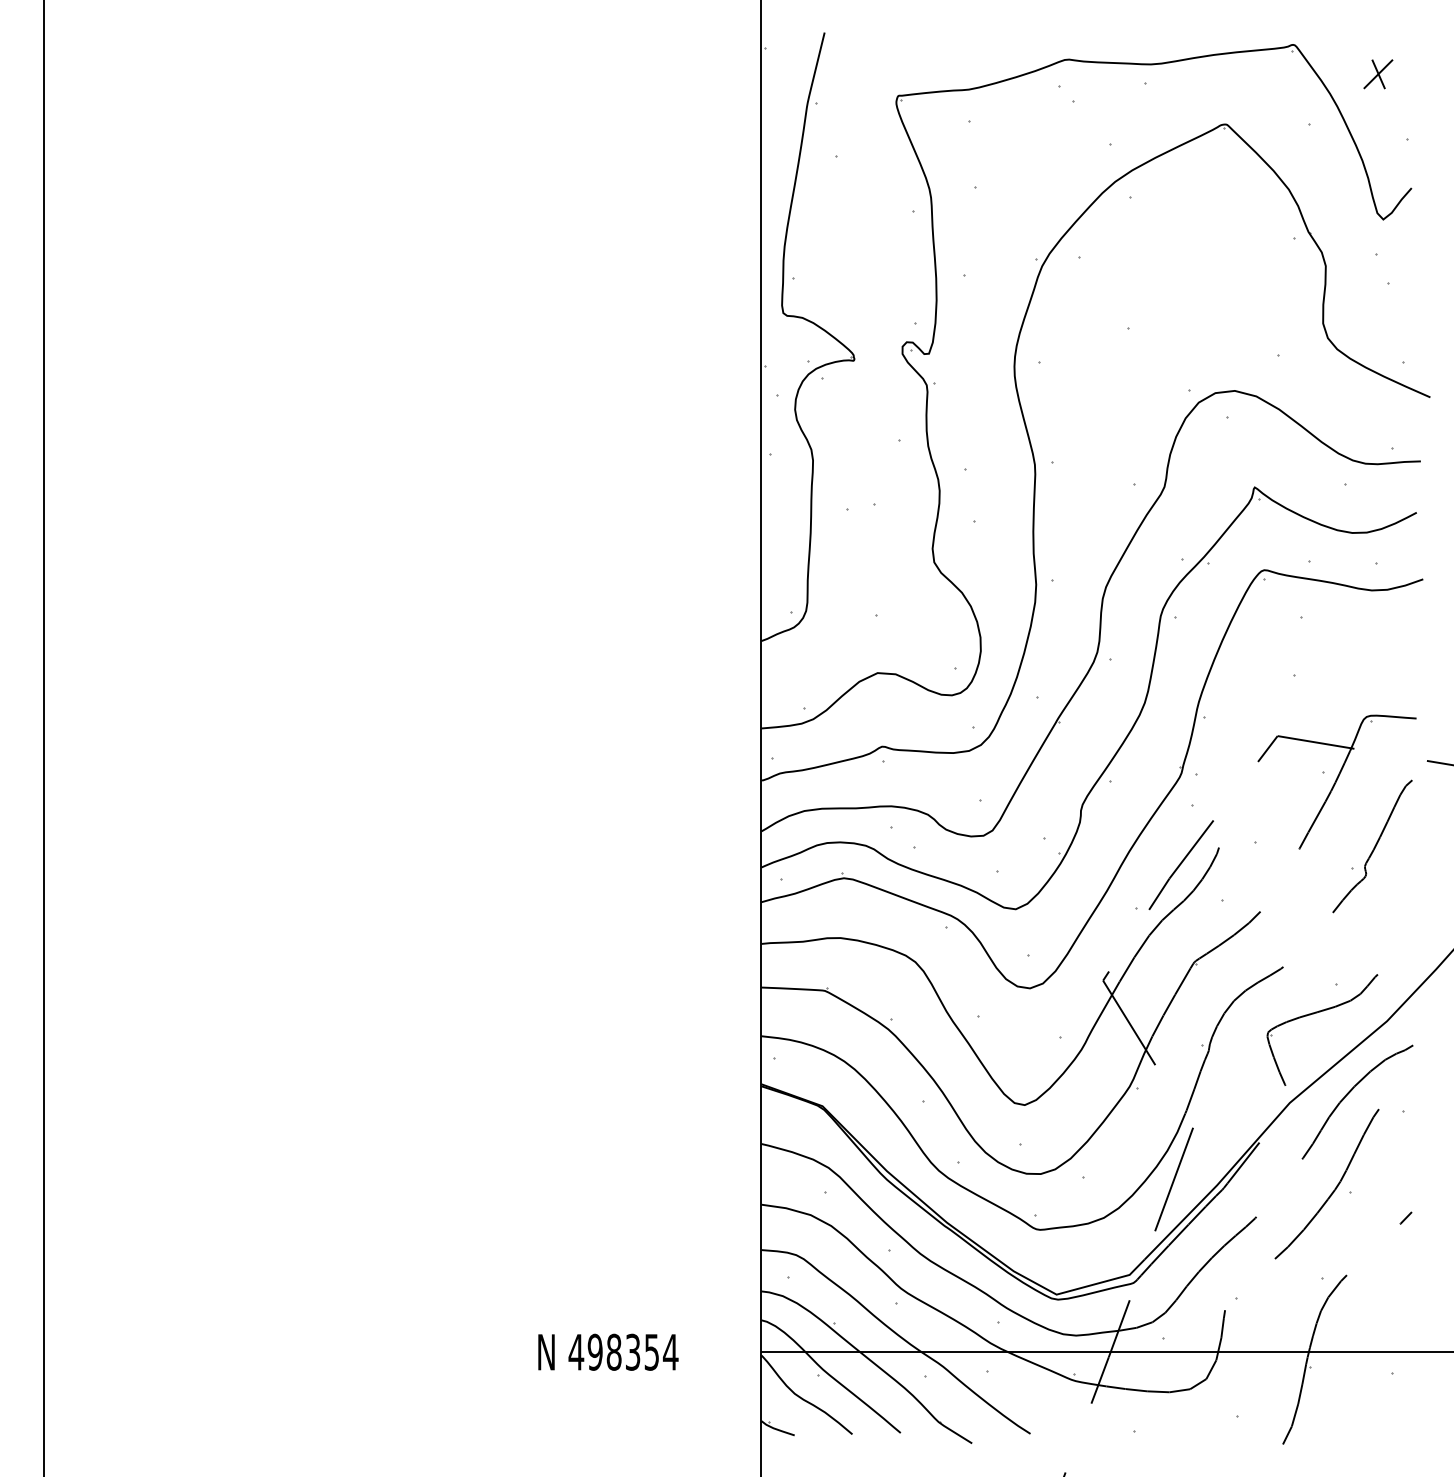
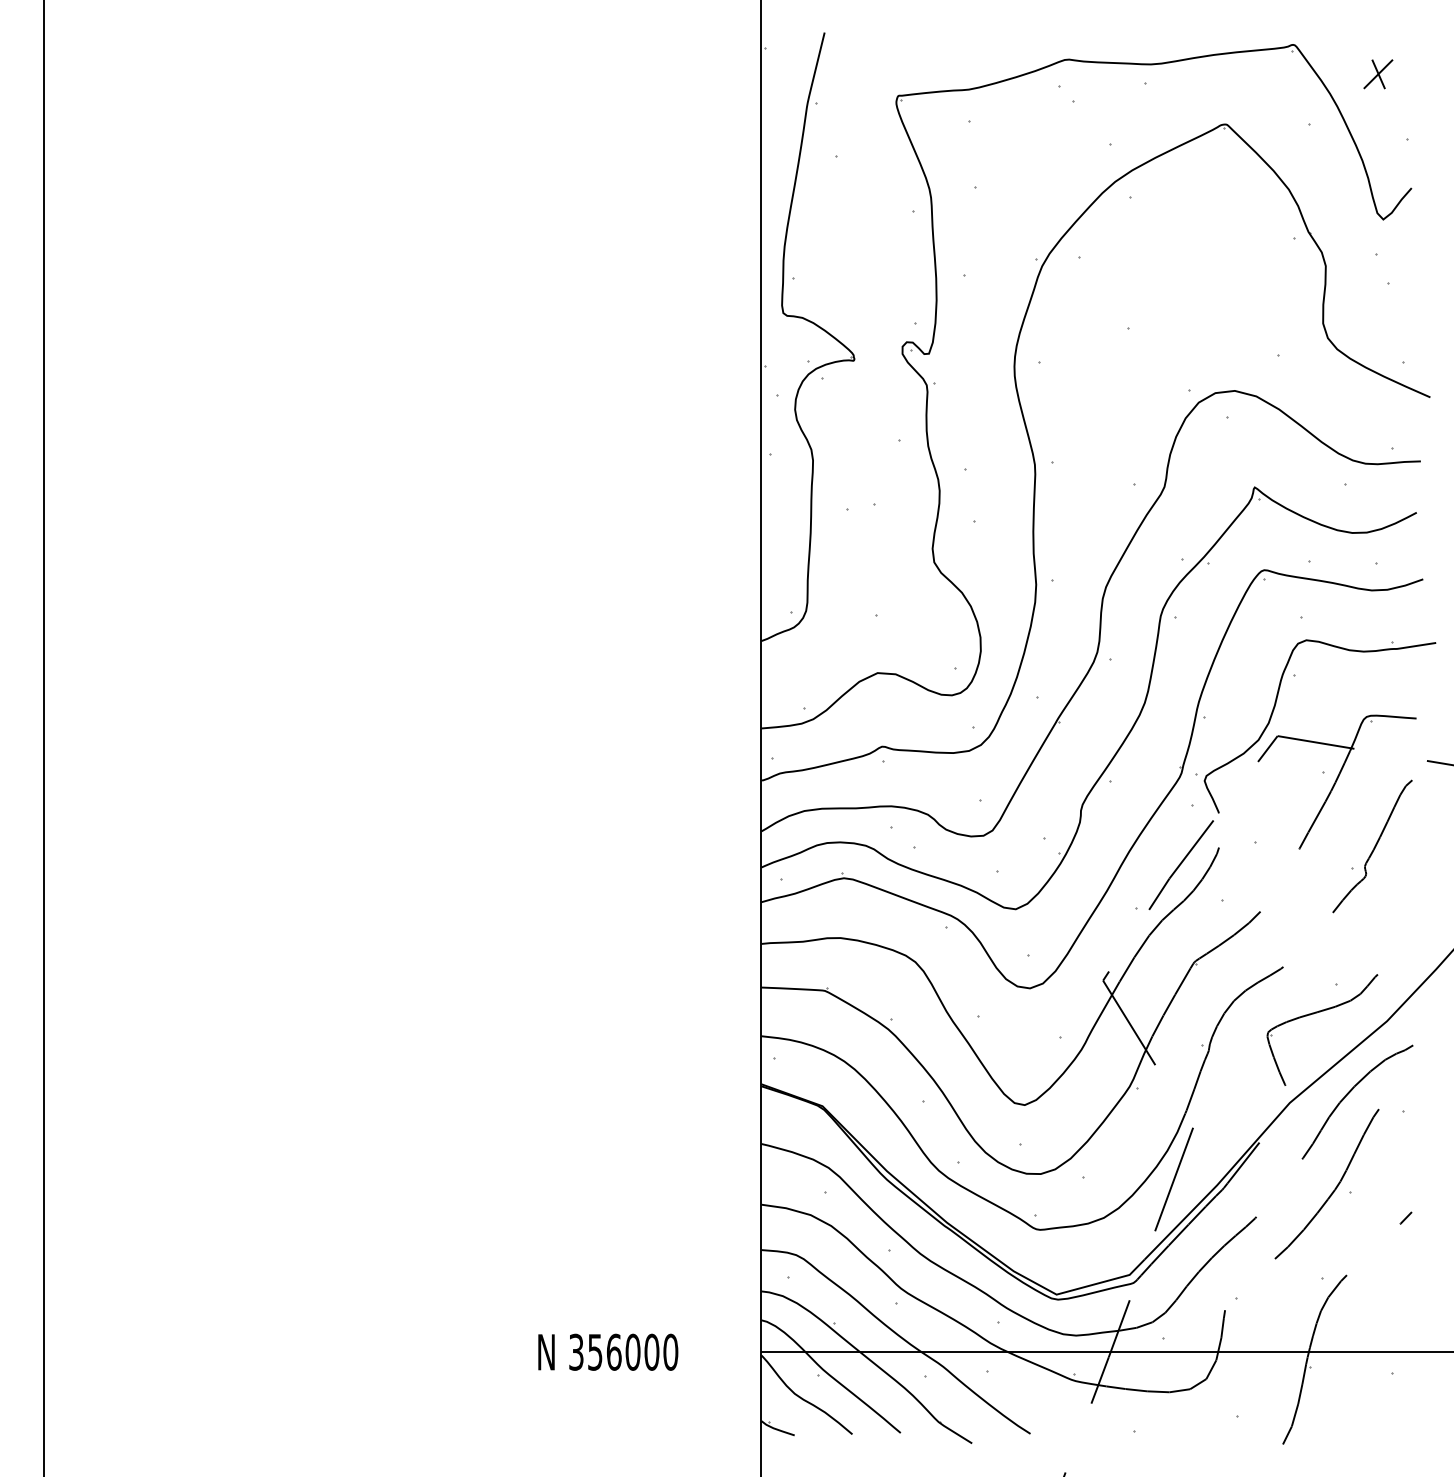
part: none -> present (1274, 710)
text: 498354 -> 356000 (623, 1351)
